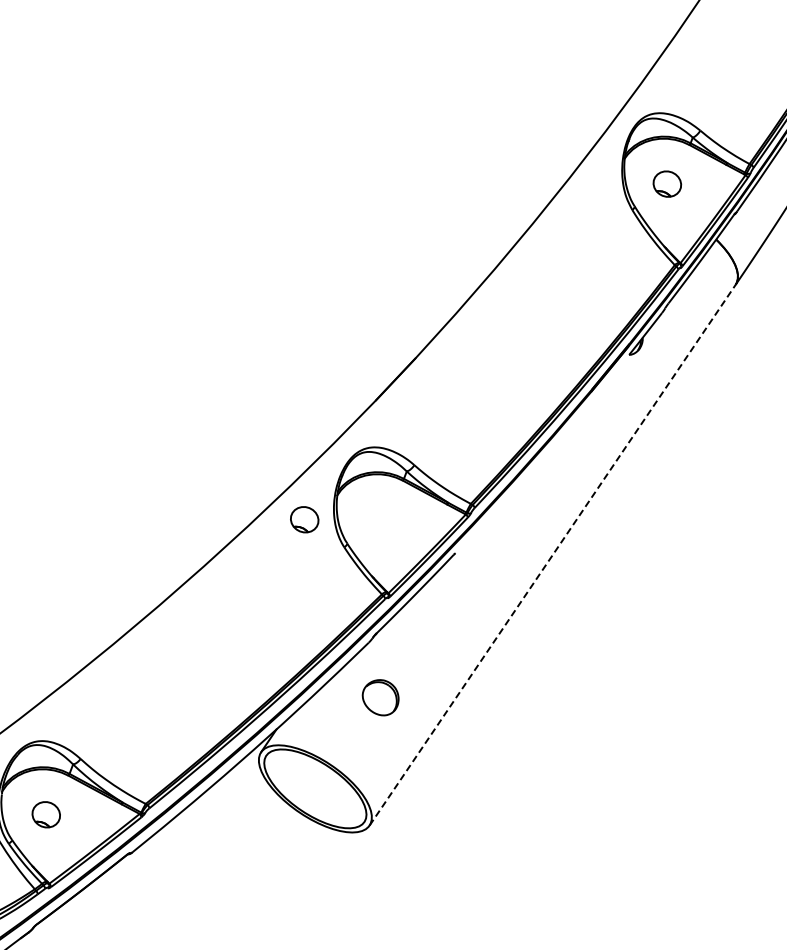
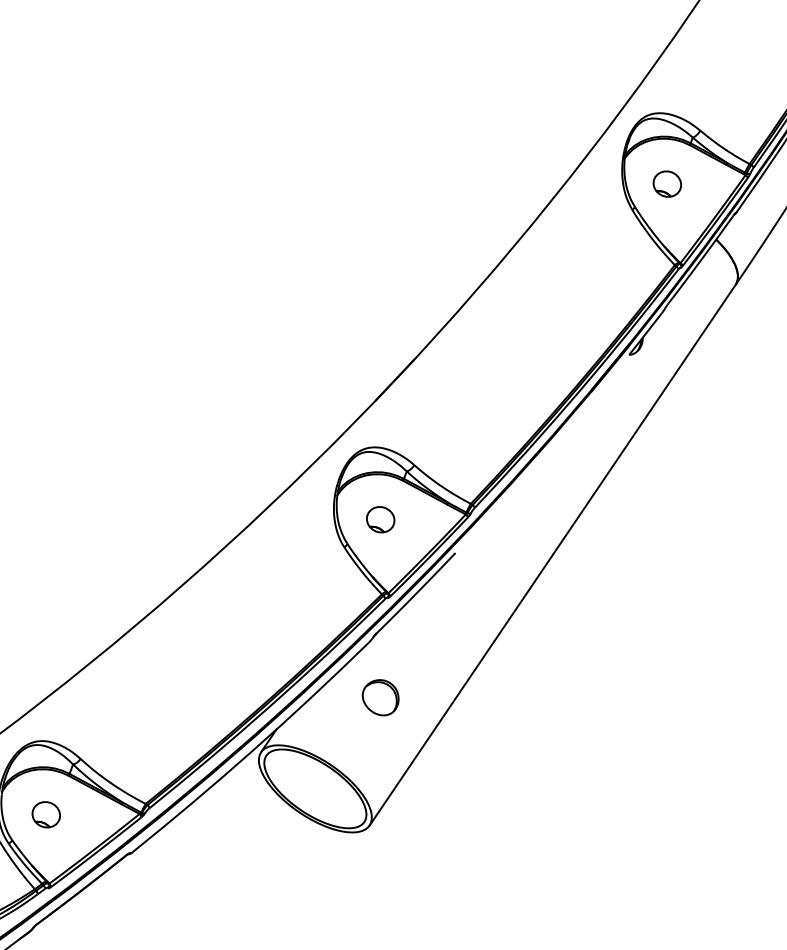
part position: (304, 519) -> (380, 519) (380, 519)
line: dashed -> solid (552, 555)
